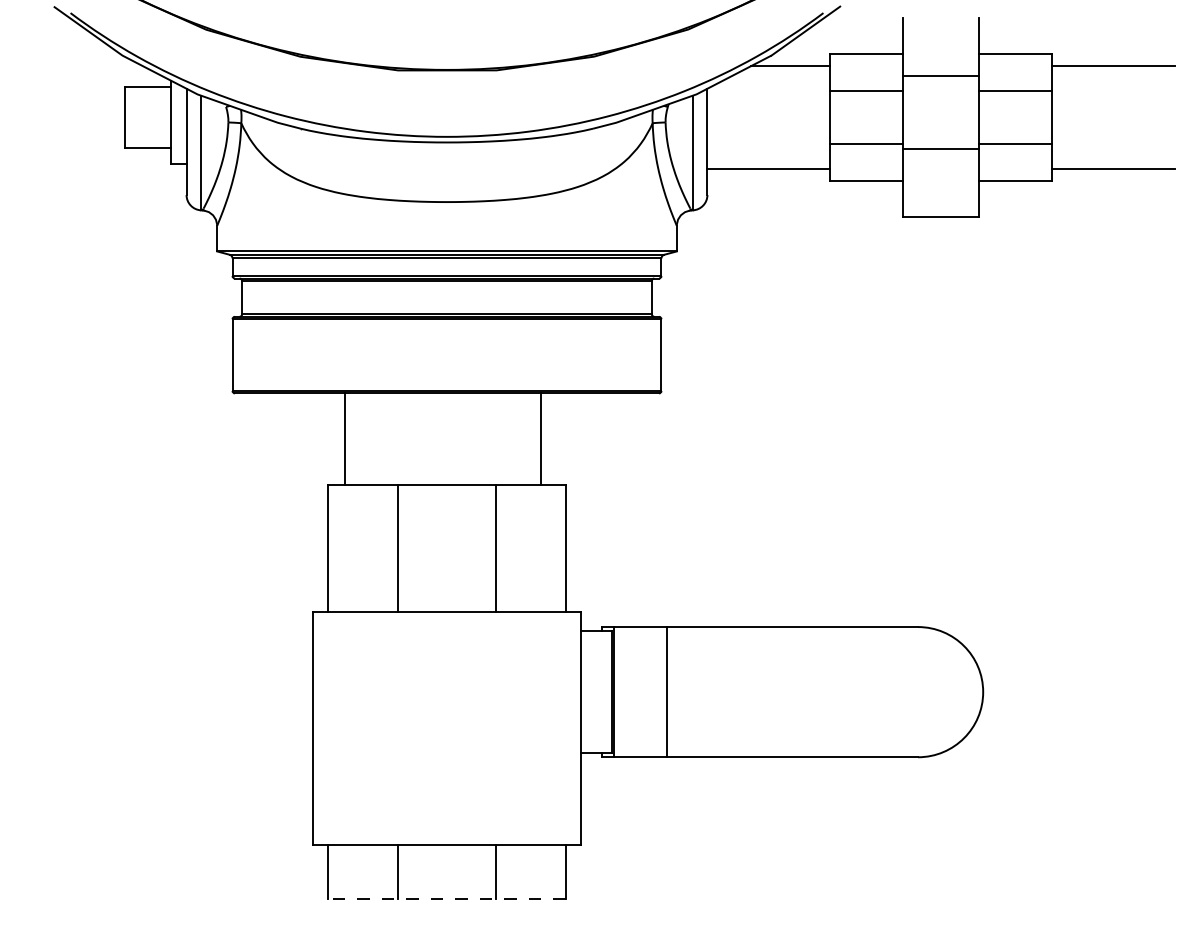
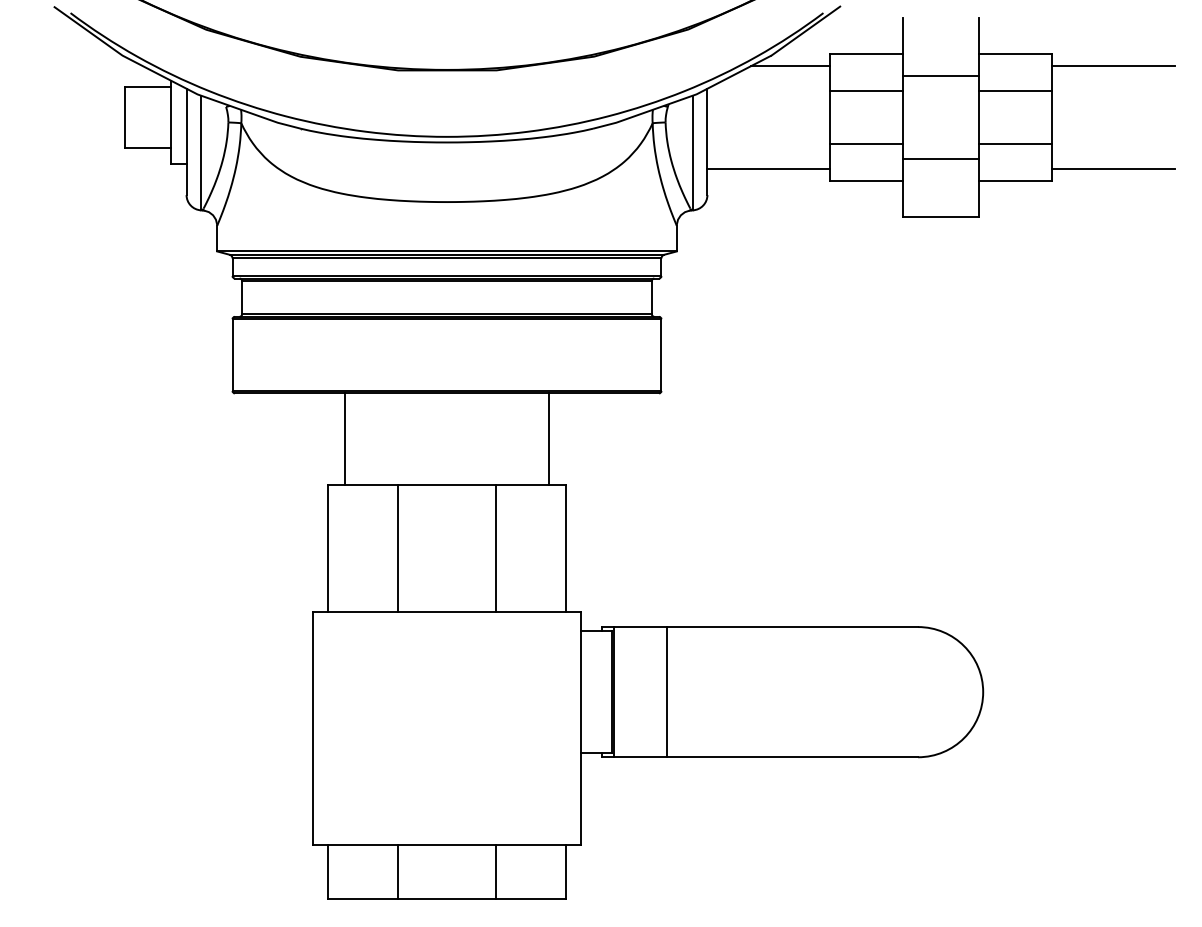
line position: (940, 148) -> (940, 158) (940, 158)
line position: (540, 439) -> (548, 439) (548, 439)
line: dashed -> solid (447, 898)
